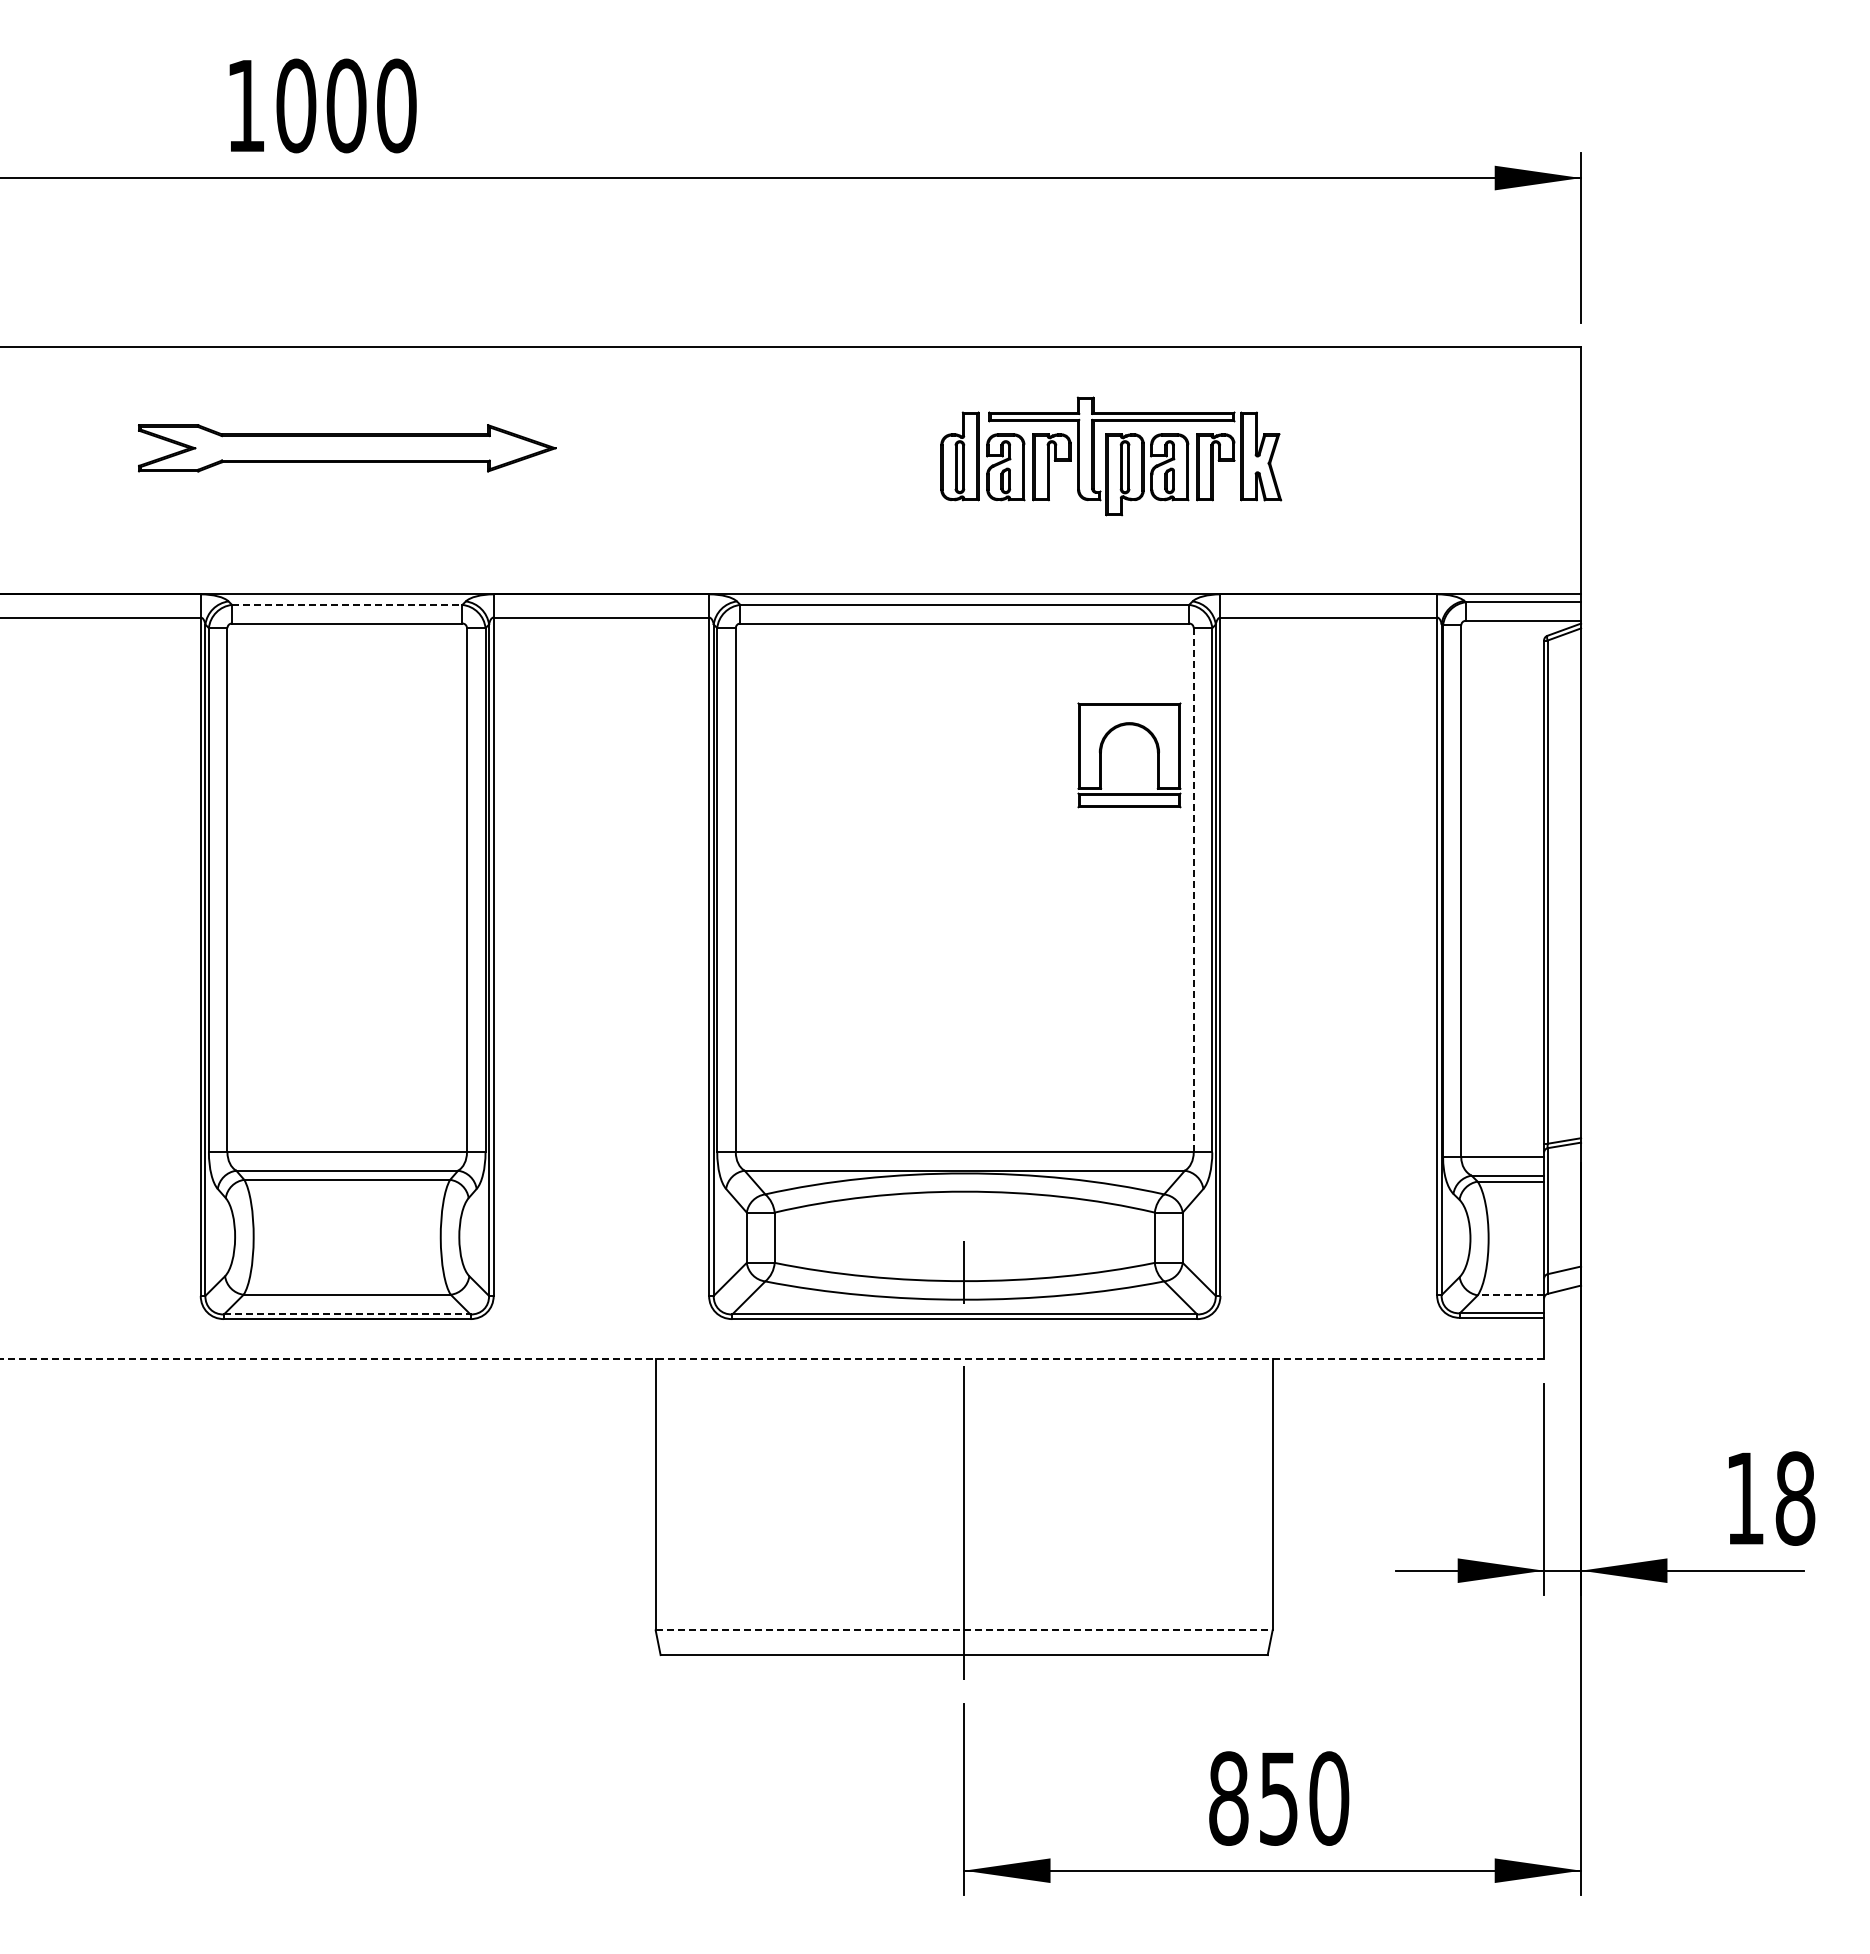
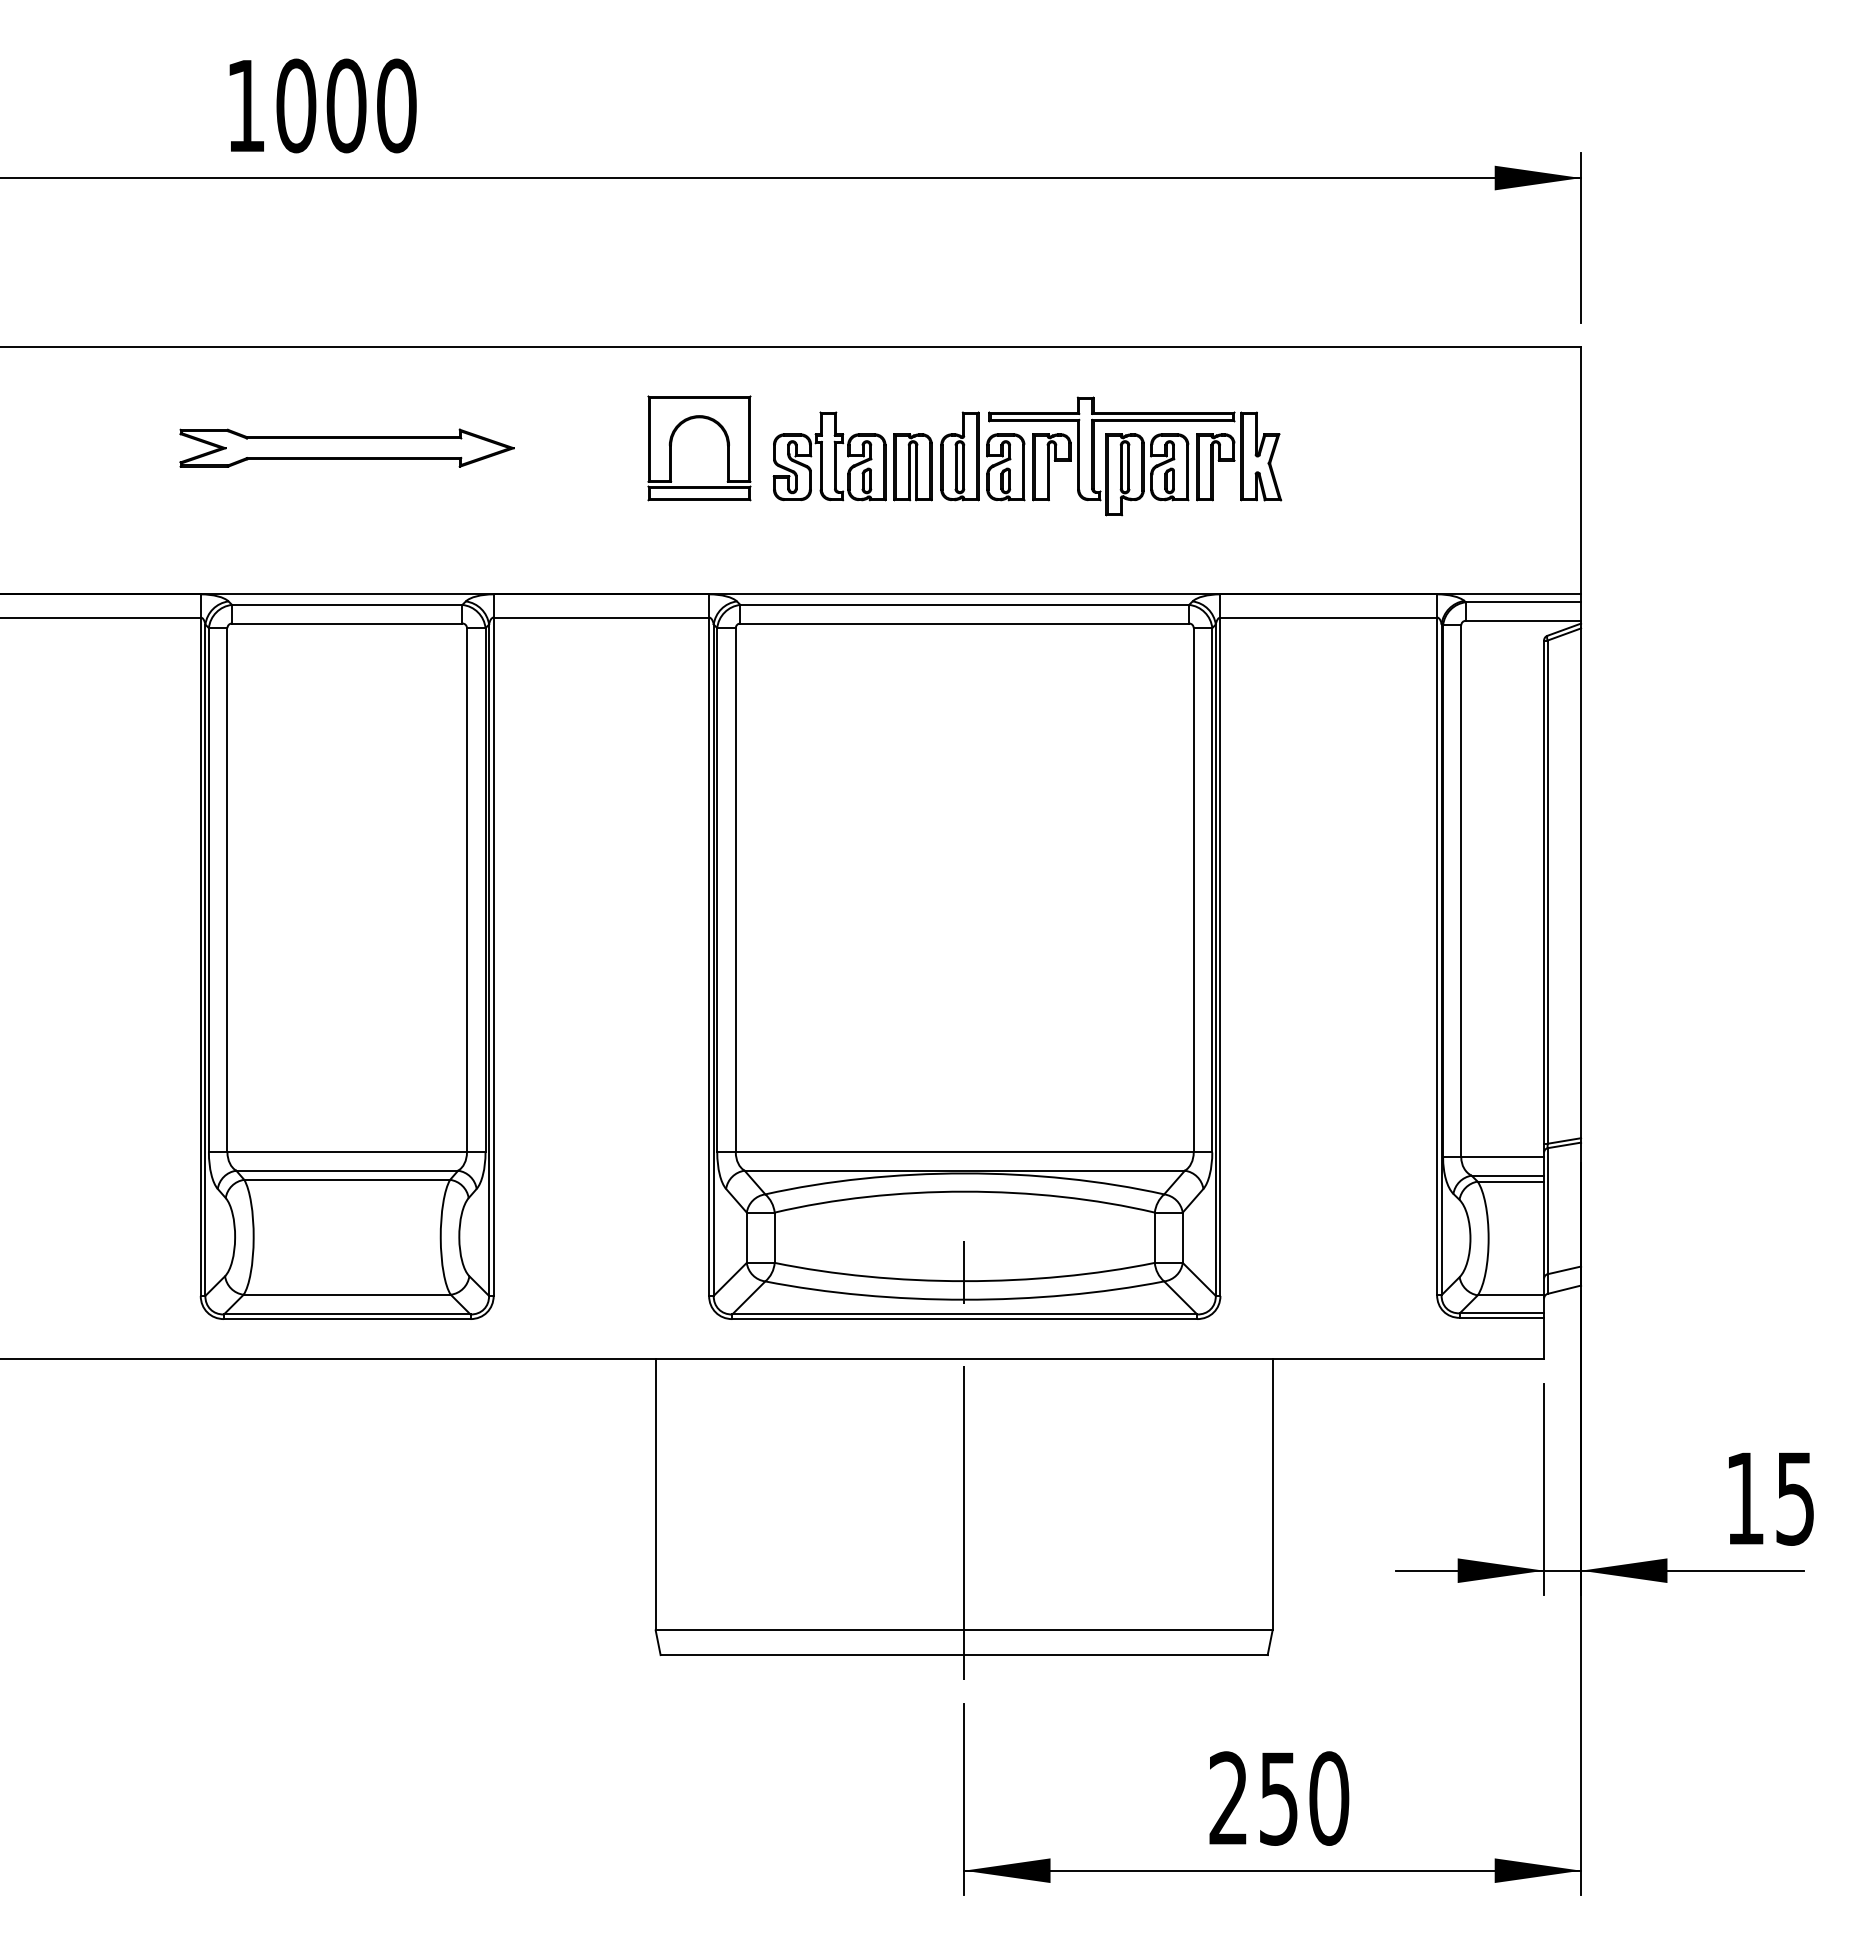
part size: 419x49 px -> 336x40 px (346, 447)
part: none -> present (852, 456)
line: dashed -> solid (347, 604)
part position: (1156, 751) -> (726, 444) (726, 444)
line: dashed -> solid (1193, 889)
line: dashed -> solid (1510, 1295)
line: dashed -> solid (347, 1314)
line: dashed -> solid (772, 1358)
text: 18 -> 15 (1795, 1498)
line: dashed -> solid (964, 1630)
text: 850 -> 250 (1228, 1798)
